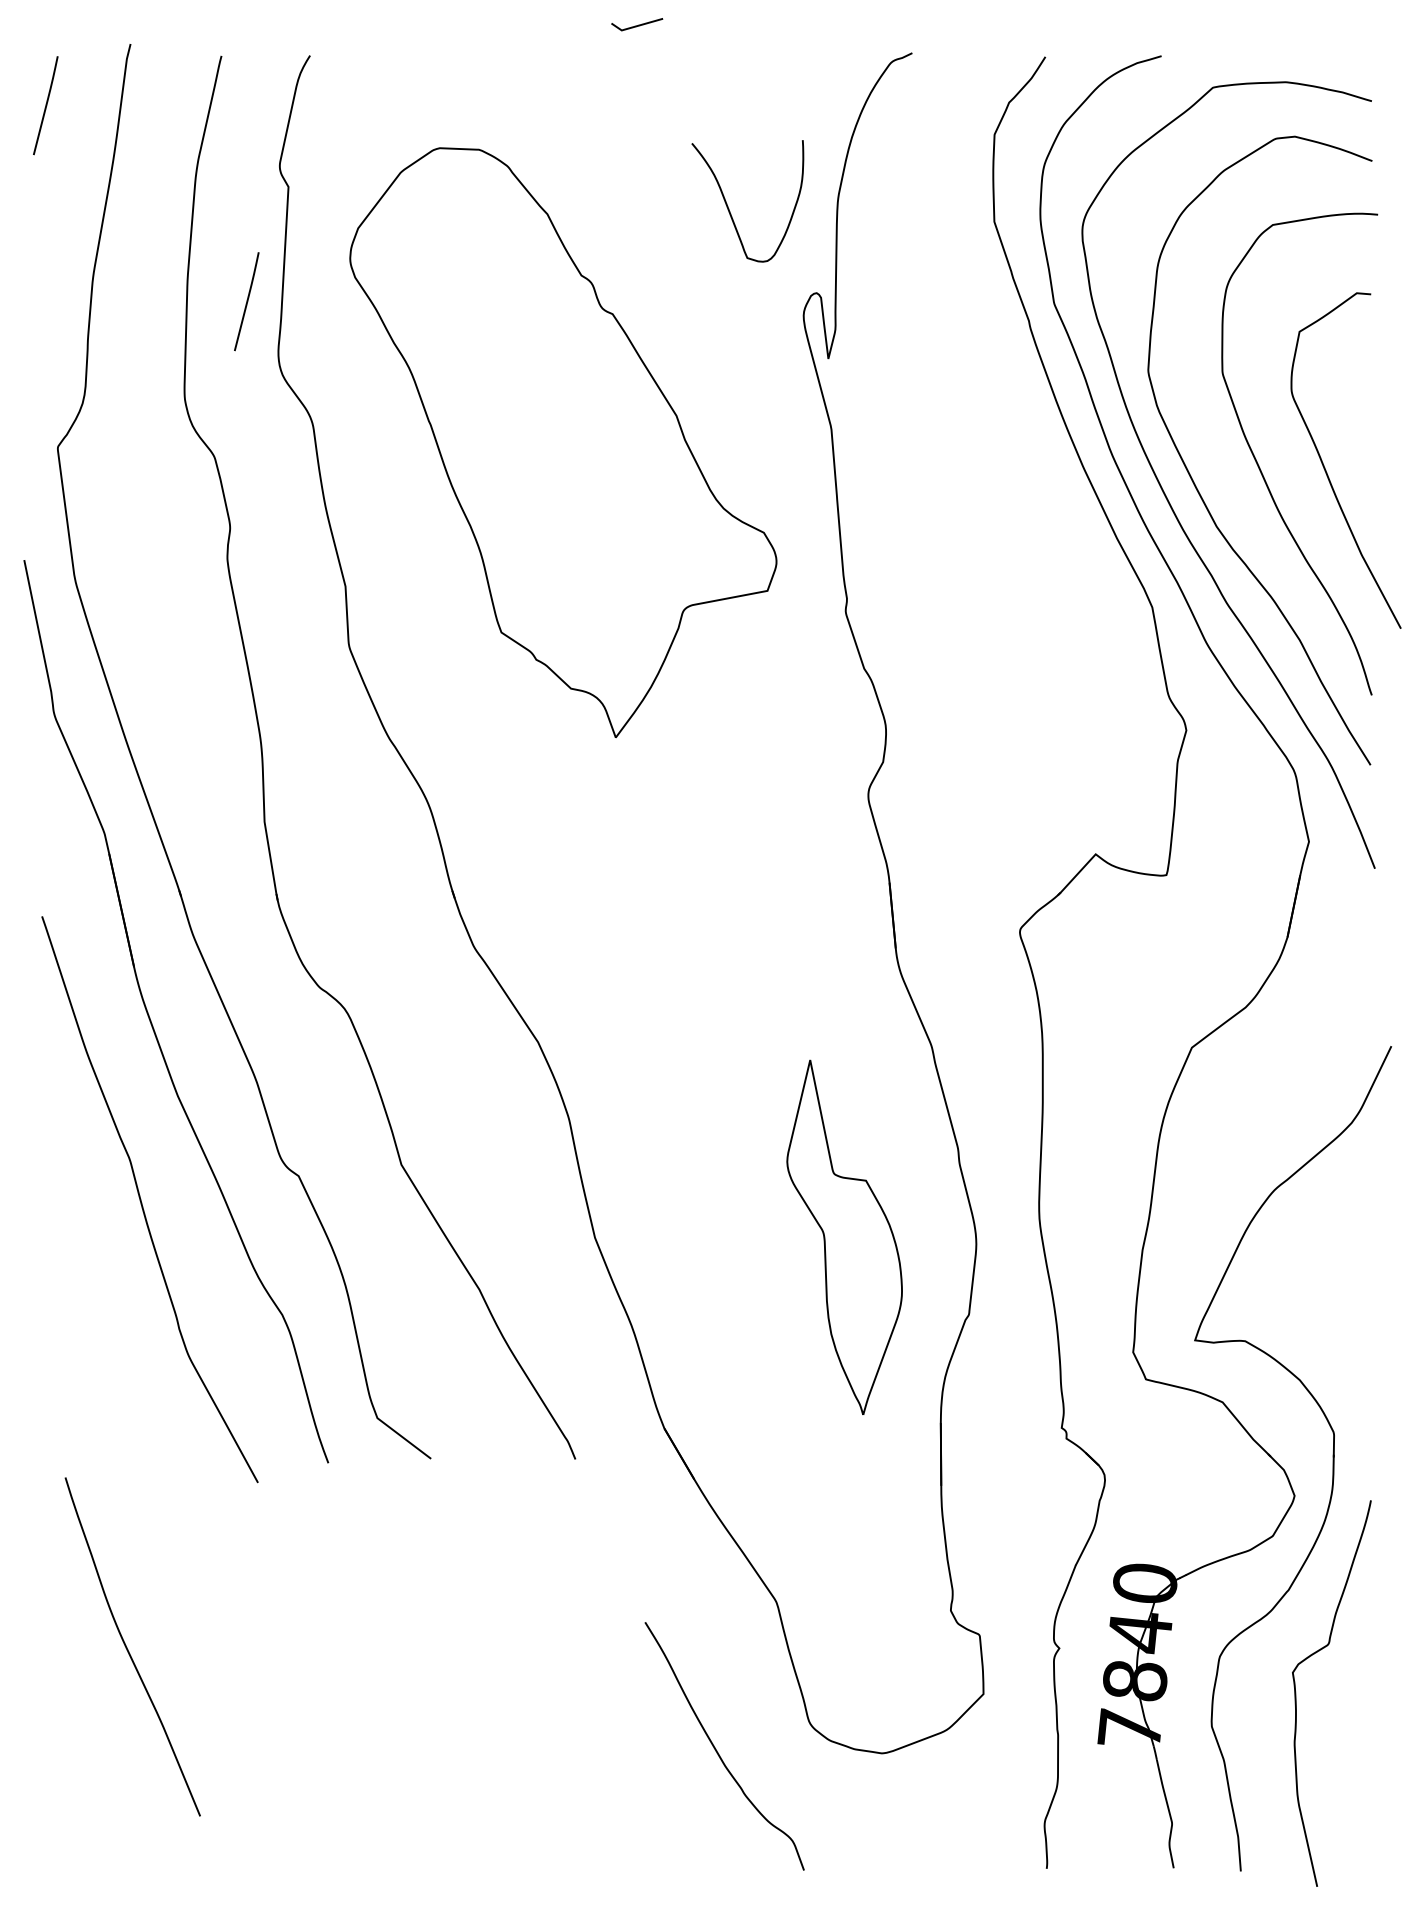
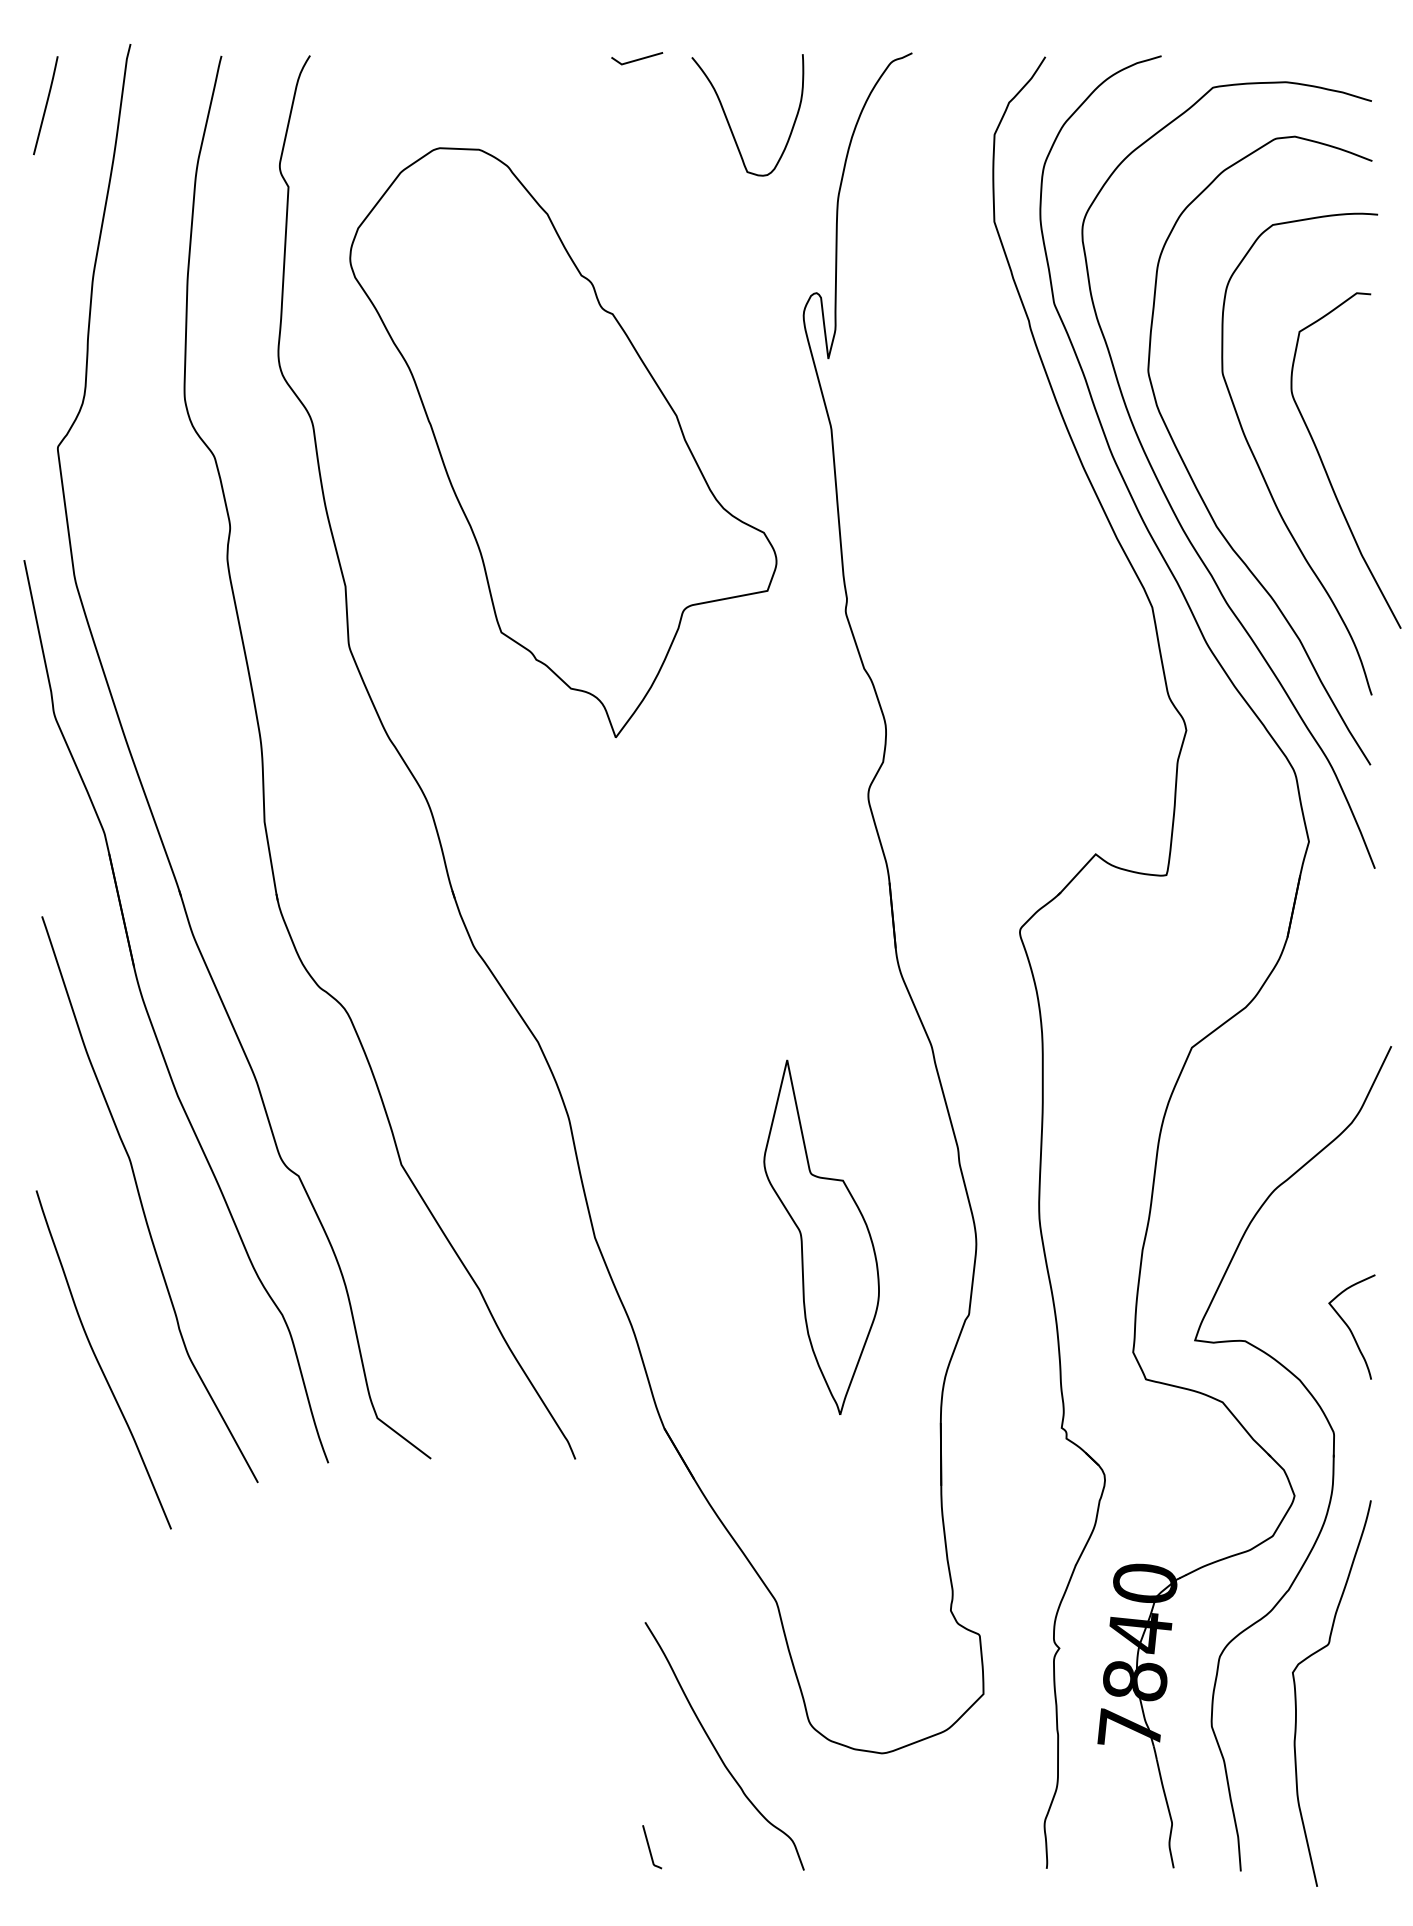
line position: (638, 24) -> (638, 58) (638, 58)
curve position: (729, 208) -> (729, 122) (729, 122)
line: present -> none (246, 301)
part position: (844, 1236) -> (821, 1236) (821, 1236)
curve: none -> present (1349, 1327)
curve position: (128, 1649) -> (99, 1362) (99, 1362)
curve: none -> present (650, 1848)
